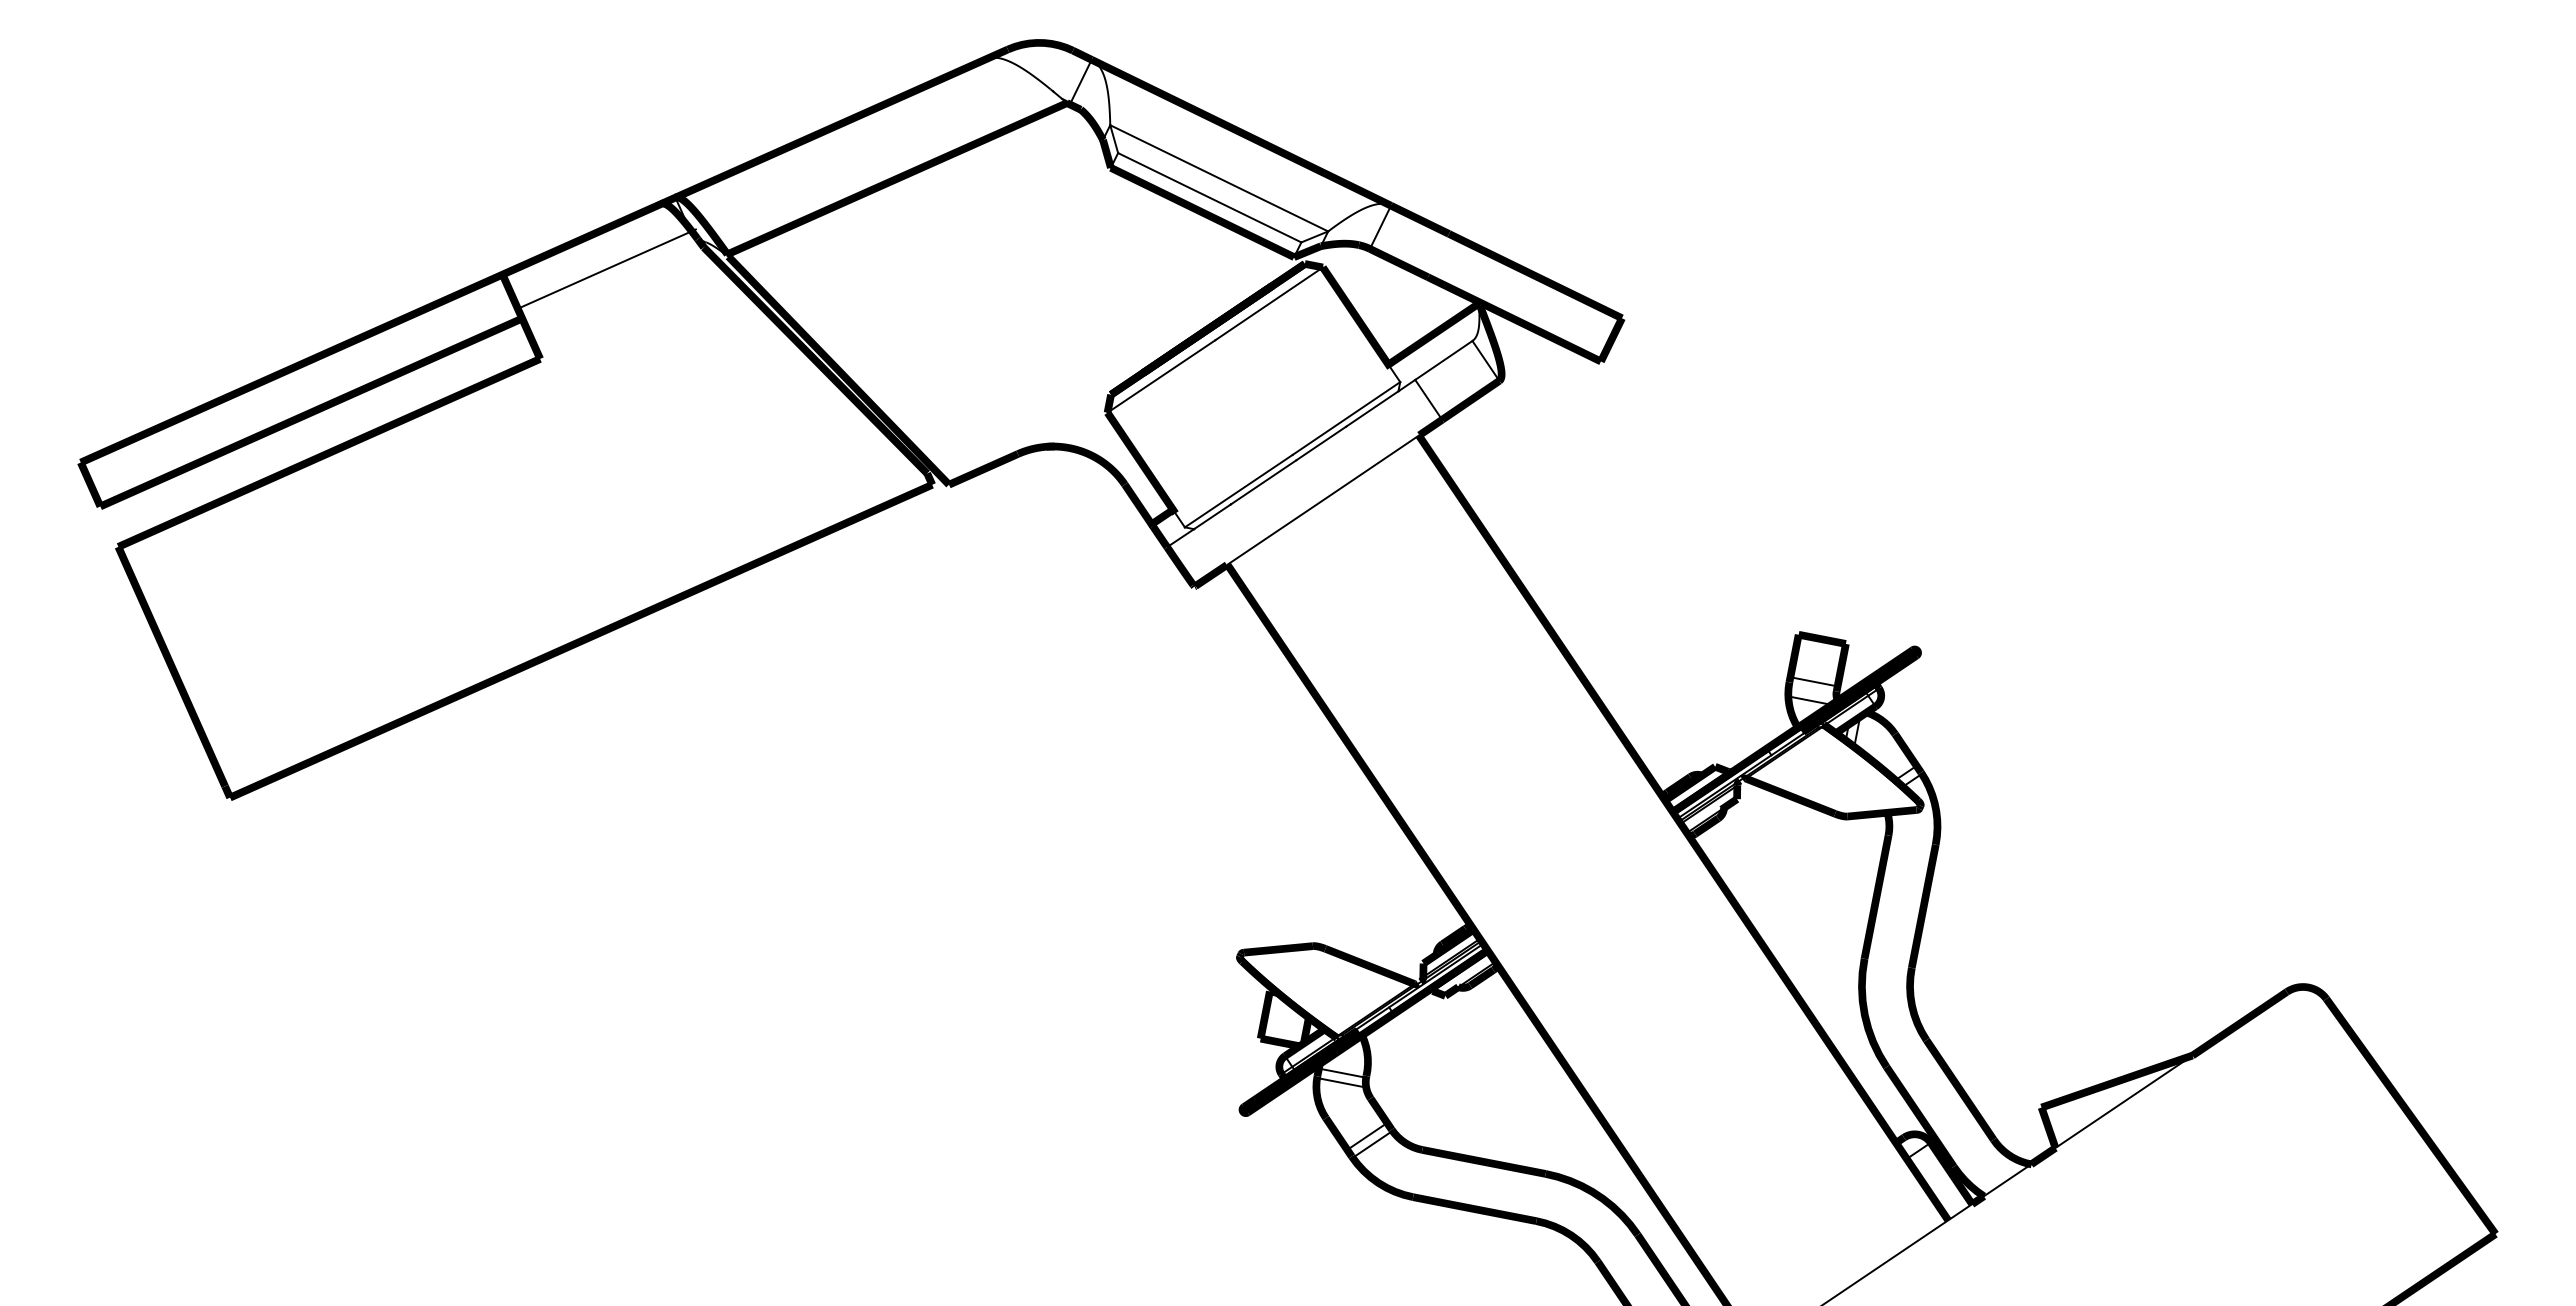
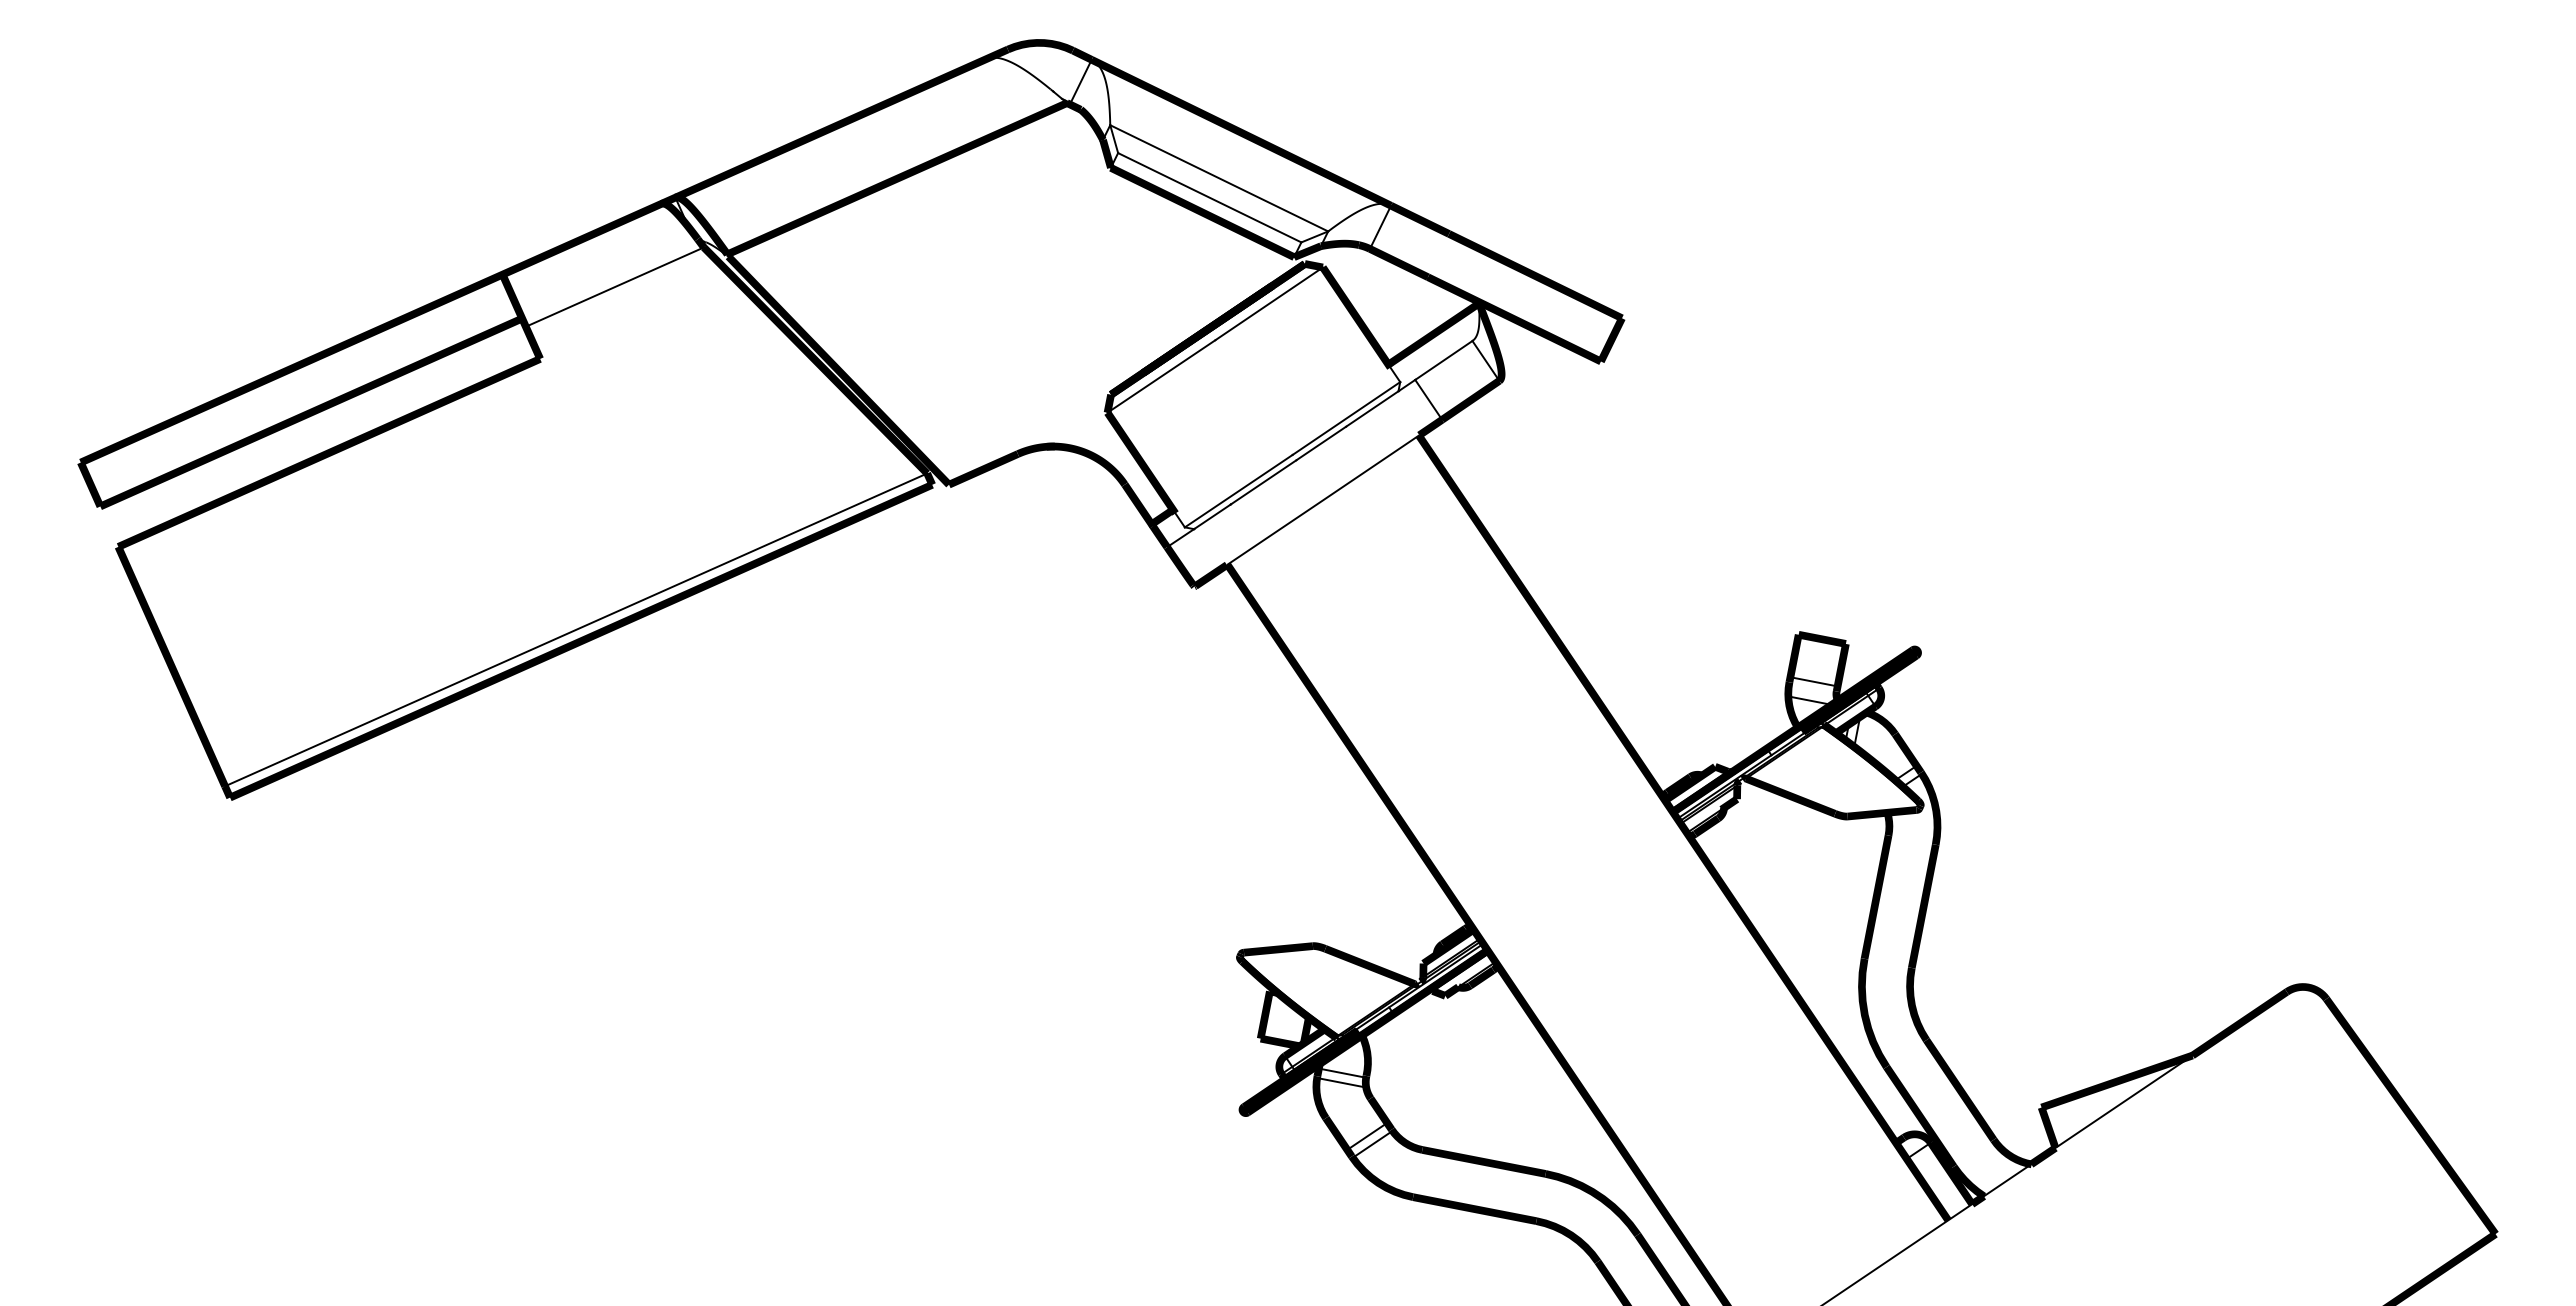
line position: (606, 268) -> (614, 286) (614, 286)
line: none -> present (576, 629)
